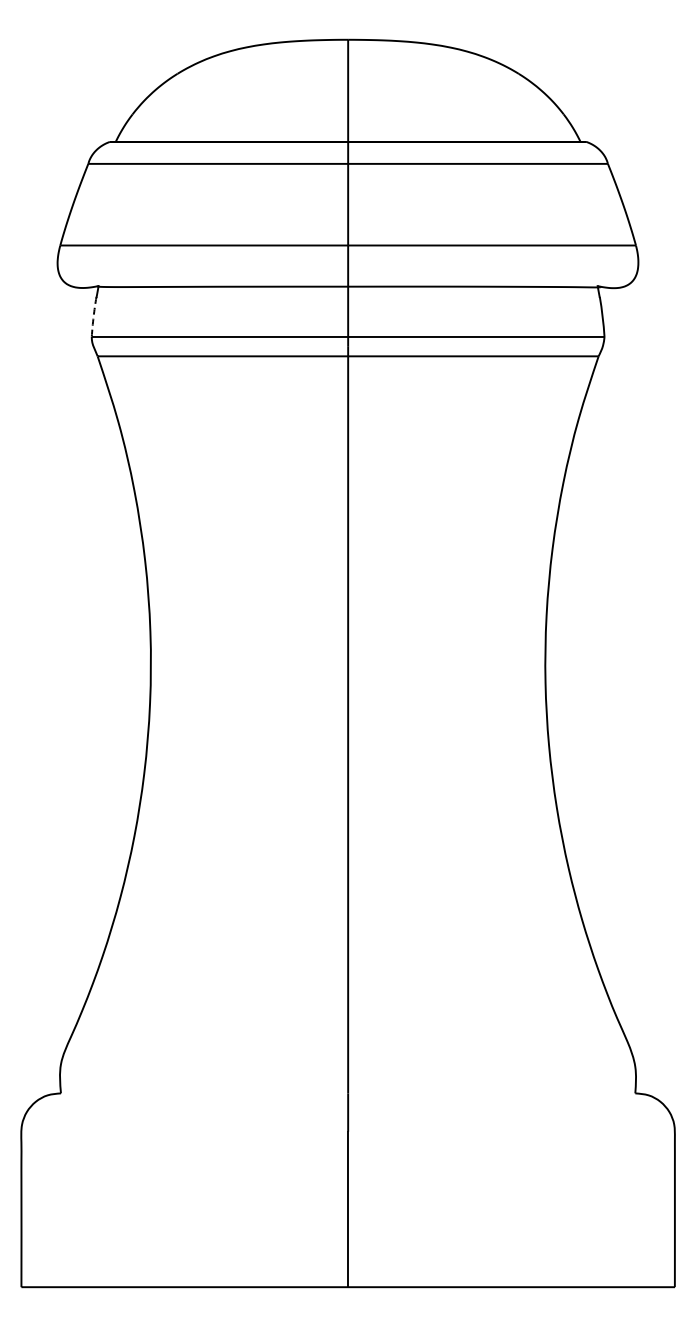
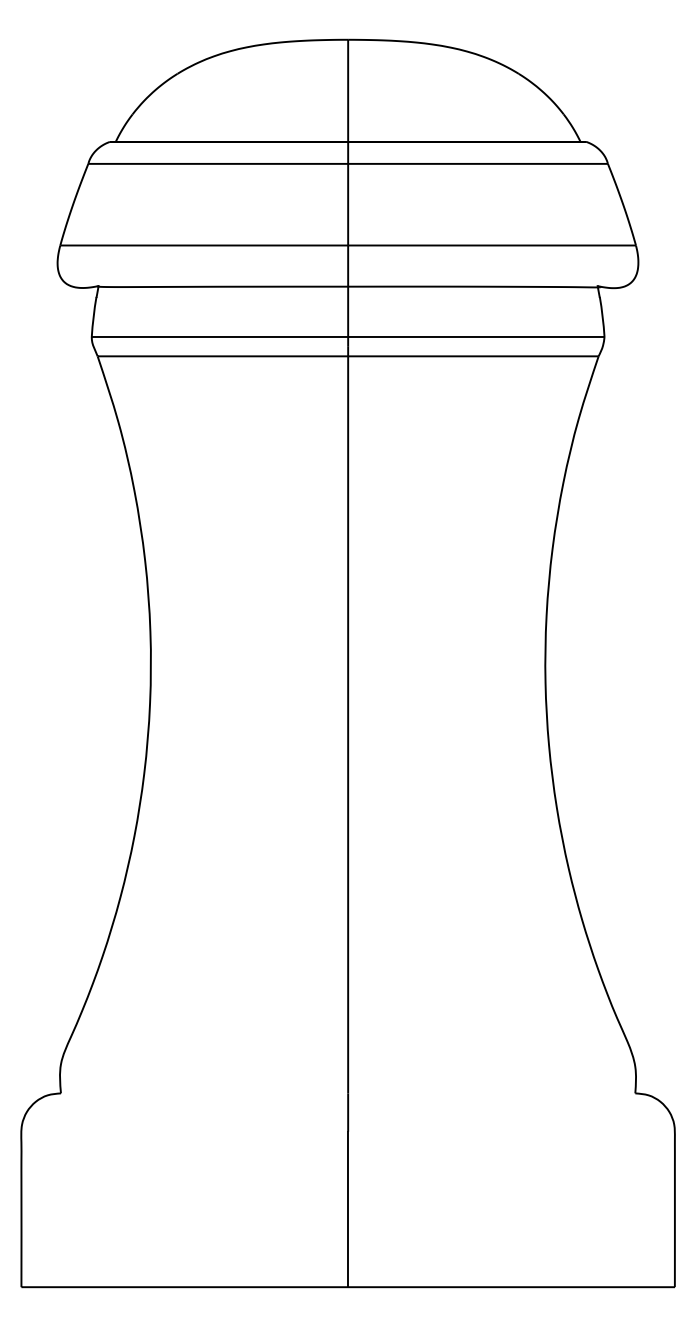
arc: dashed -> solid (93, 316)
